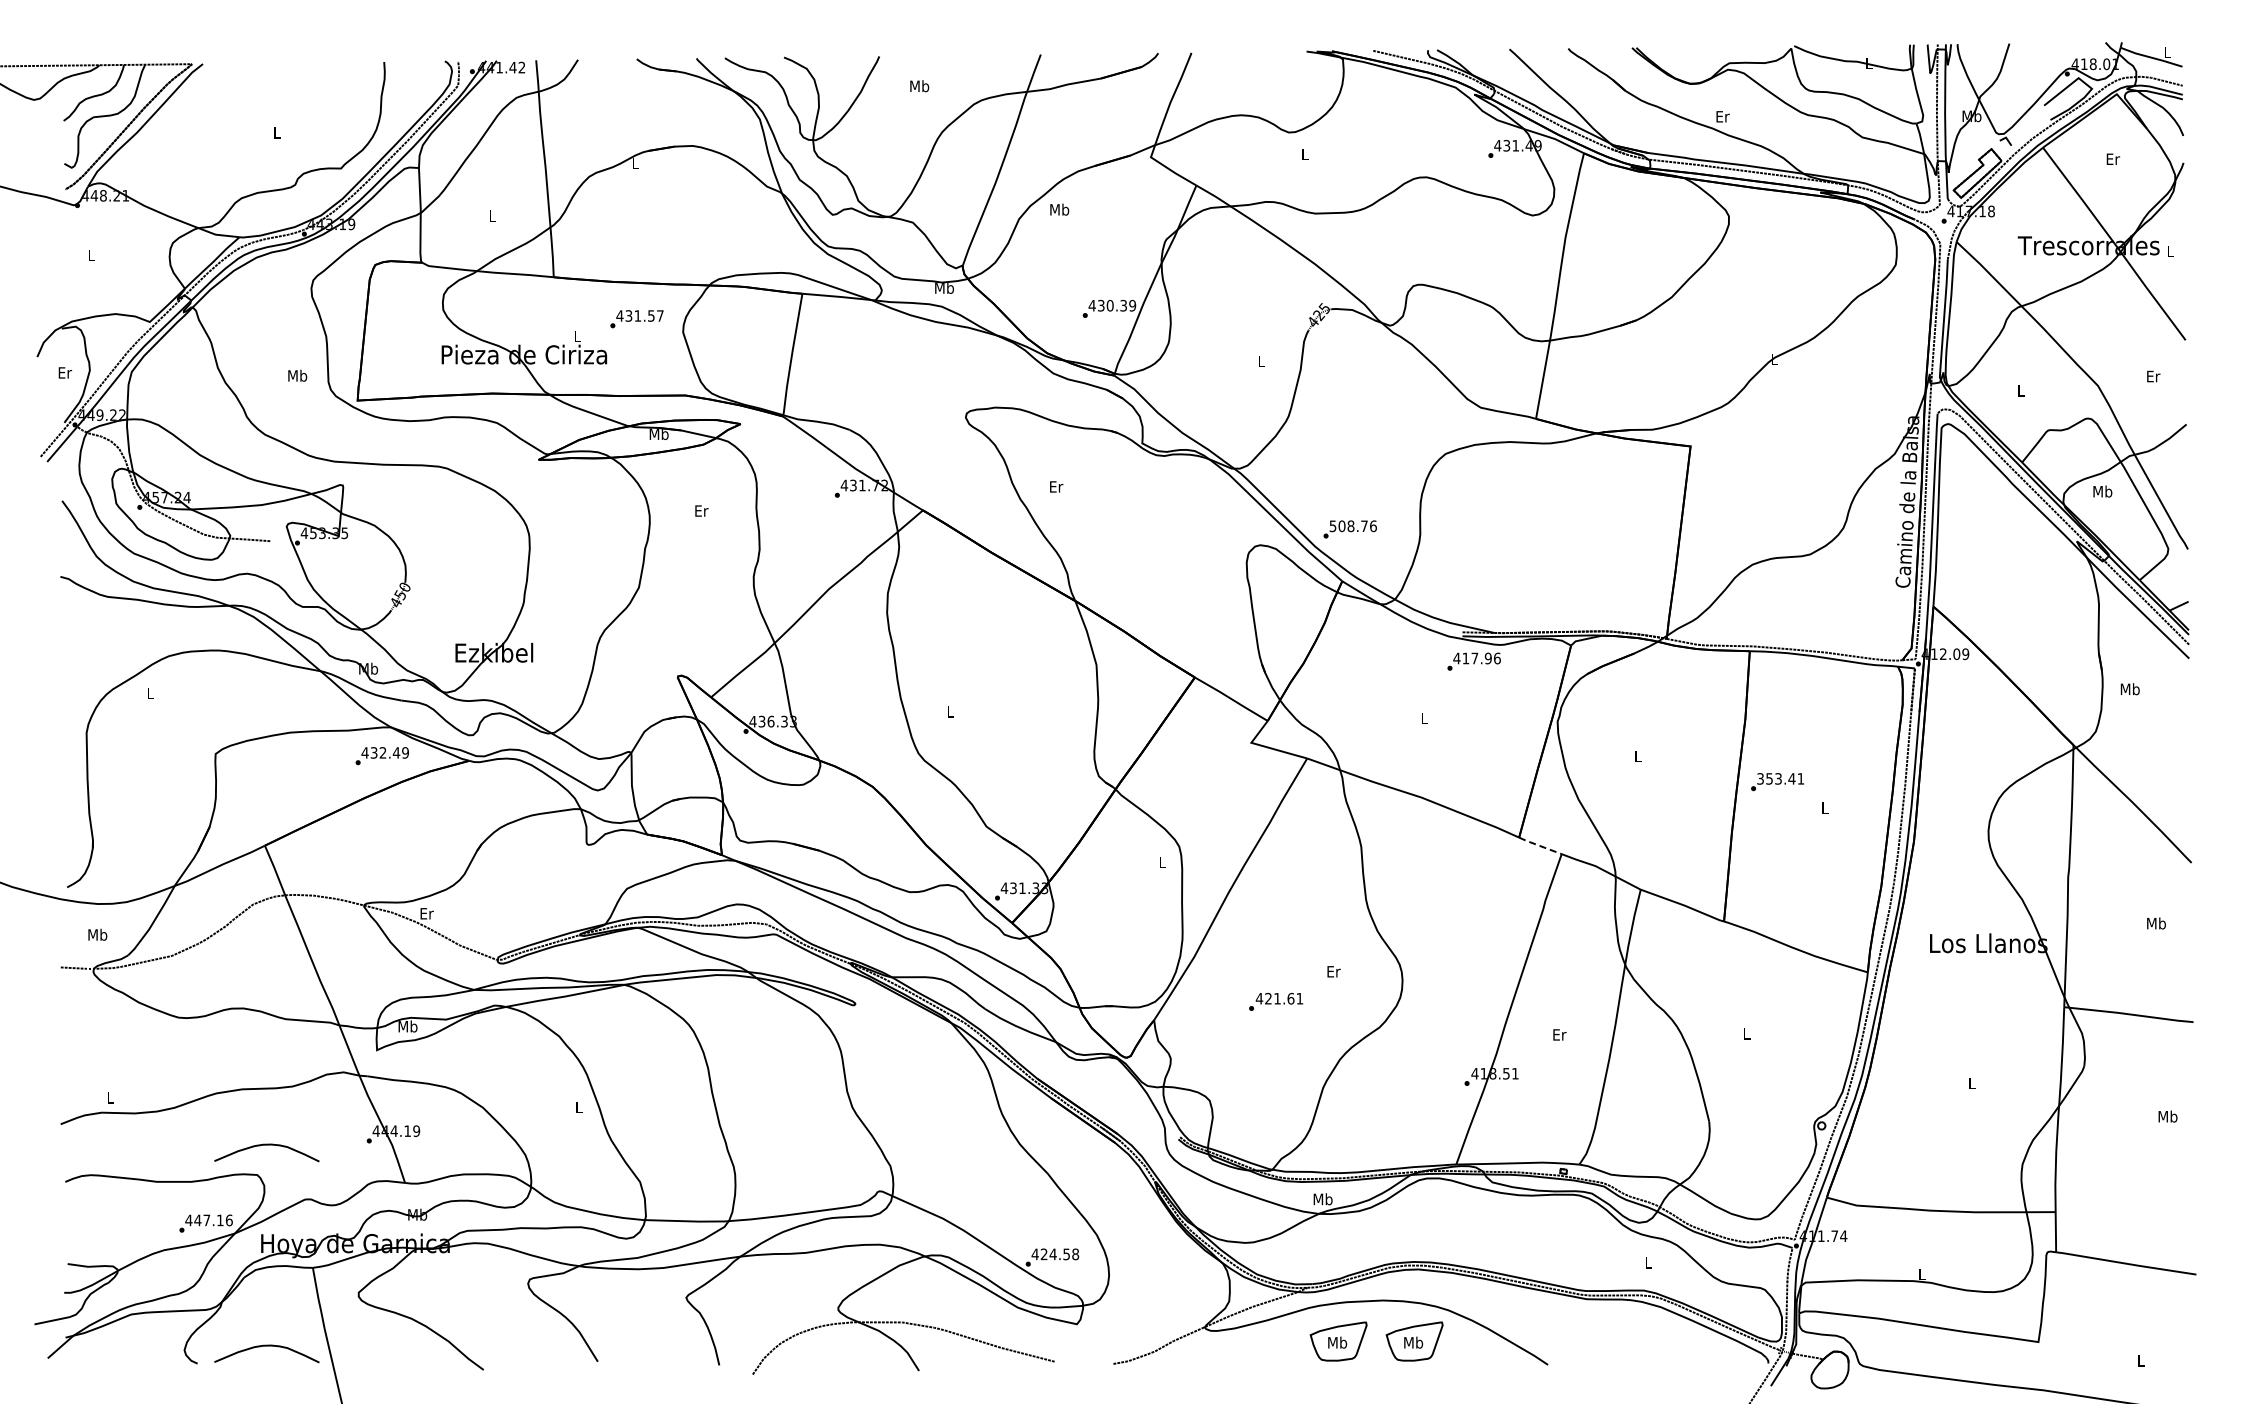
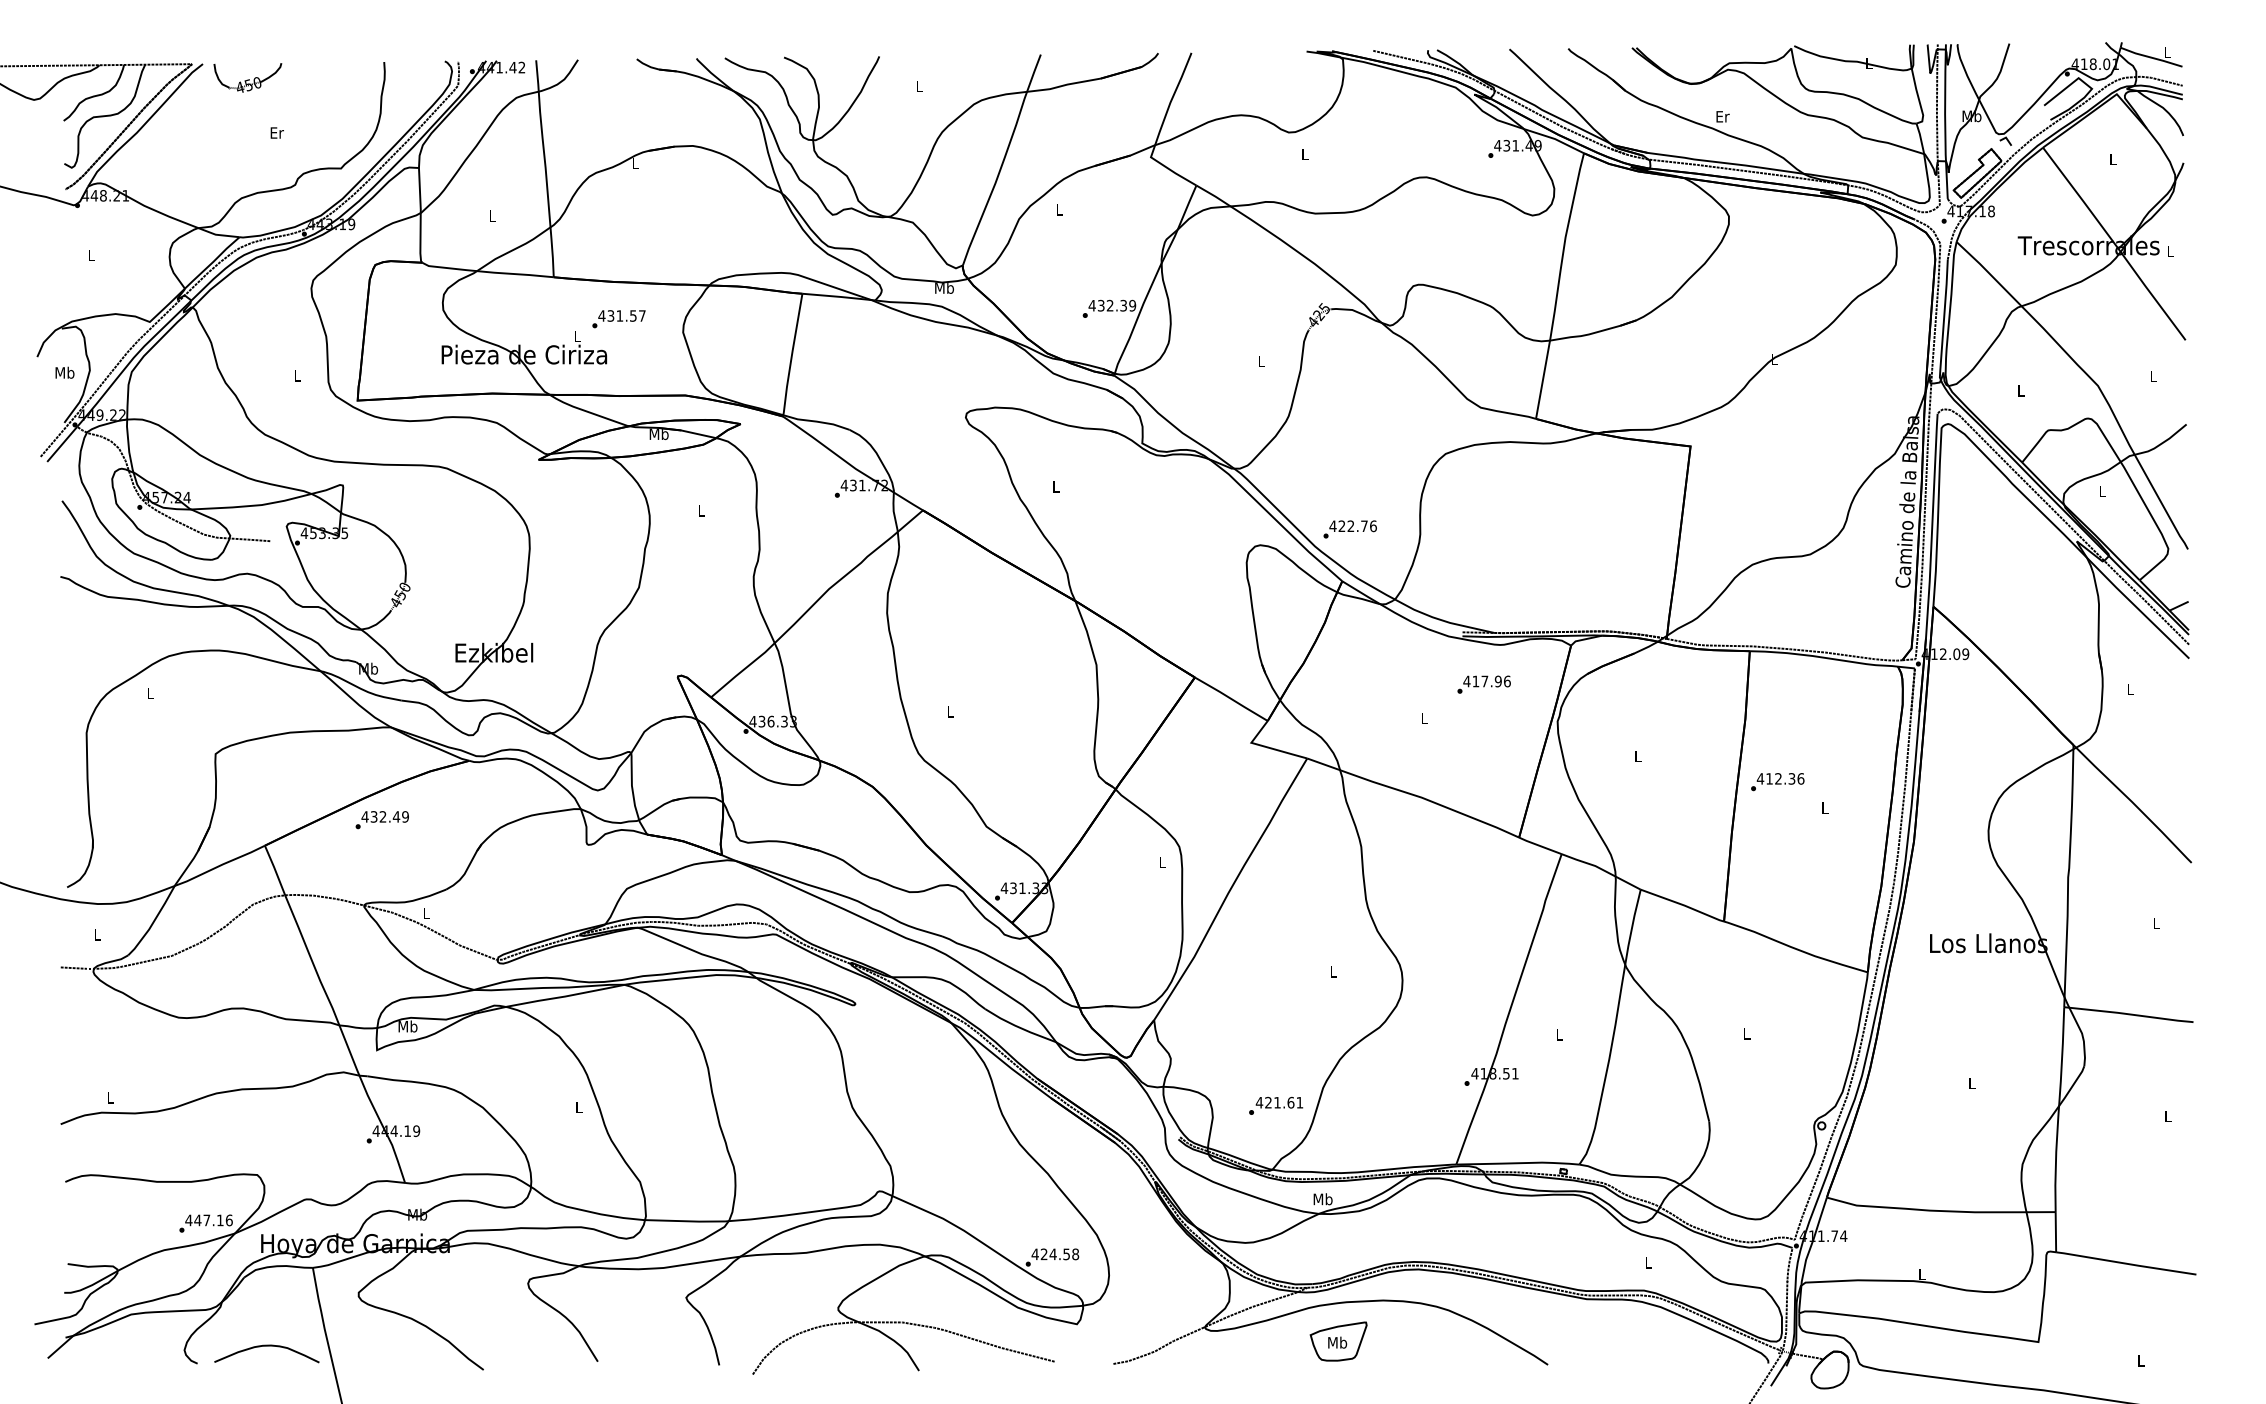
part: none -> present (247, 77)
text: Mb -> L (919, 86)
text: L -> Er (276, 132)
text: Er -> L (2113, 158)
text: Mb -> L (1059, 209)
text: 430.39 -> 432.39 (1109, 305)
text position: (636, 319) -> (618, 319) (618, 319)
text: Er -> Mb (64, 372)
text: Mb -> L (297, 375)
text: Er -> L (2153, 376)
text: Er -> L (1056, 486)
text: Mb -> L (2102, 491)
text: Er -> L (701, 510)
text: 508.76 -> 422.76 (1341, 526)
text position: (1473, 661) -> (1483, 684) (1483, 684)
text: Mb -> L (2129, 689)
text position: (381, 756) -> (381, 820) (381, 820)
text: 353.41 -> 412.36 (1780, 778)
line: dashed -> solid (1539, 845)
text: Er -> L (426, 913)
text: Mb -> L (2156, 923)
text: Mb -> L (97, 934)
text: Er -> L (1333, 971)
text position: (1276, 1001) -> (1276, 1105) (1276, 1105)
text: Er -> L (1559, 1034)
text: Mb -> L (2167, 1116)
curve: present -> none (266, 1145)
part: present -> none (1414, 1341)
